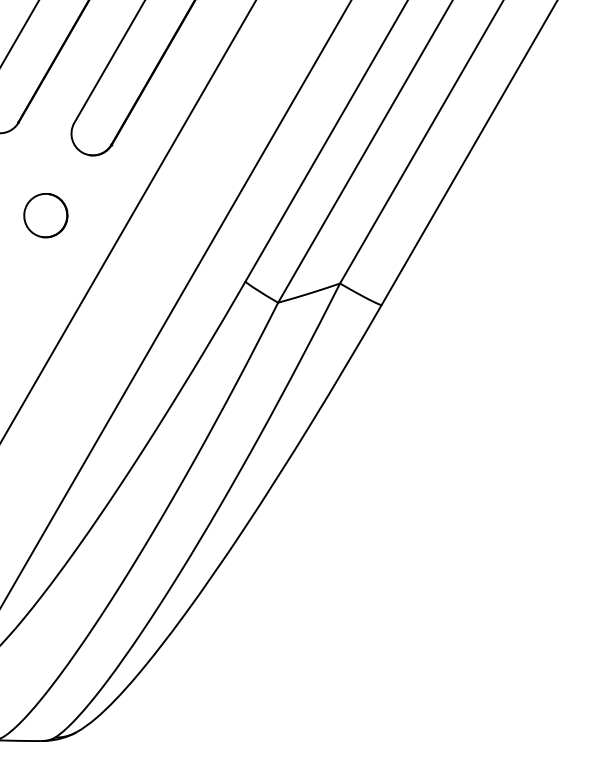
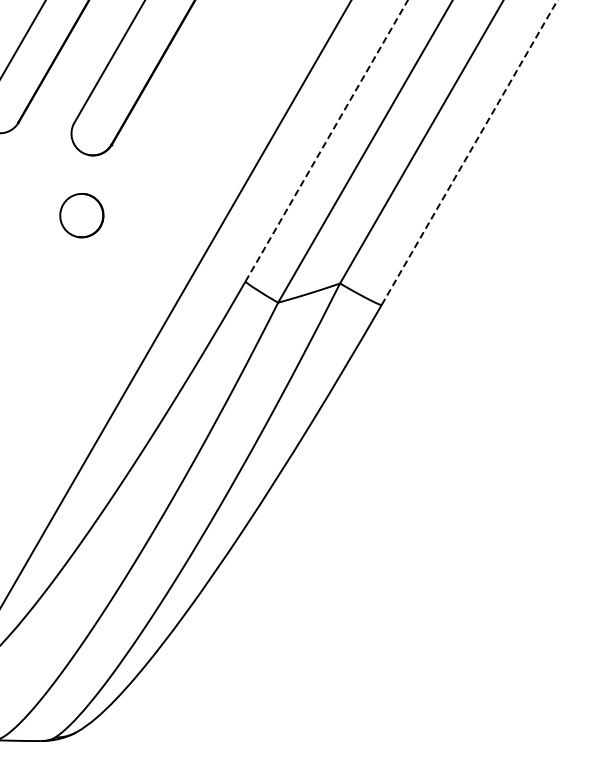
line position: (19, 33) -> (23, 38) (23, 38)
line: solid -> dashed (326, 140)
line: solid -> dashed (469, 152)
part position: (45, 215) -> (81, 215) (81, 215)
line: present -> none (128, 221)
